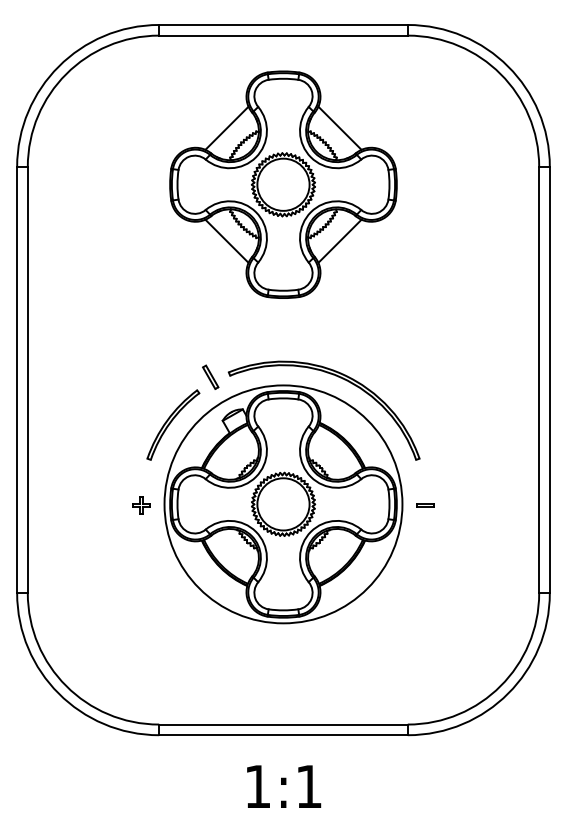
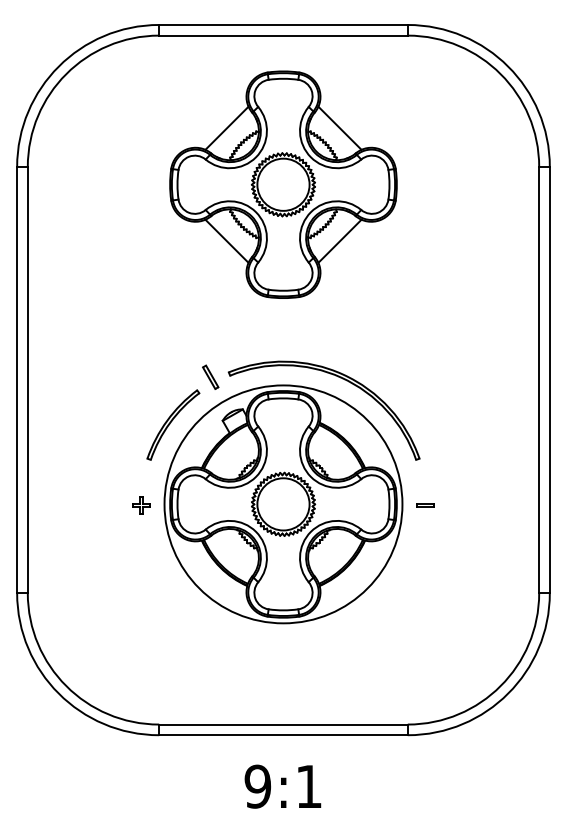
text: 1:1 -> 9:1 (257, 786)
